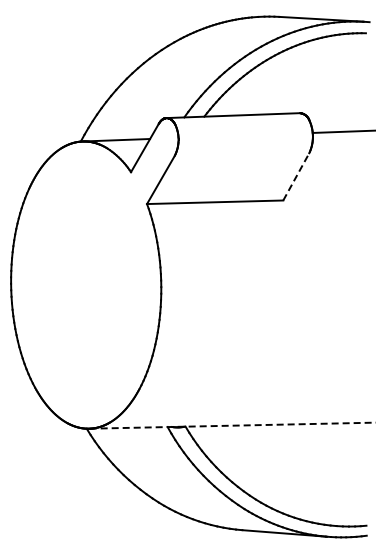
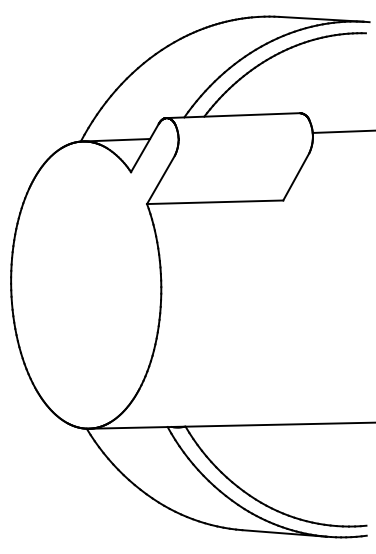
line: dashed -> solid (296, 176)
line: dashed -> solid (233, 425)
